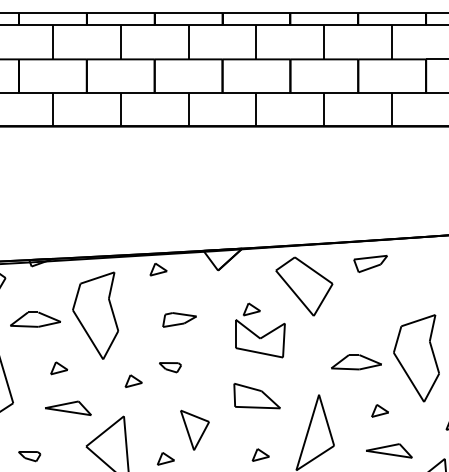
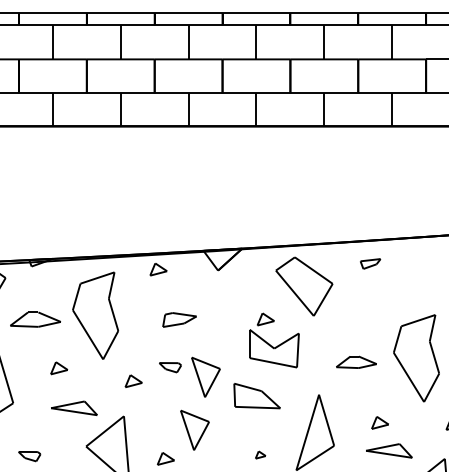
part size: 35x18 px -> 22x12 px (370, 263)
part position: (260, 330) -> (274, 340) (274, 340)
part size: 51x17 px -> 41x14 px (356, 361)
part: none -> present (205, 376)
part position: (68, 407) -> (74, 407) (74, 407)
part position: (379, 410) -> (379, 422) (379, 422)
part size: 19x14 px -> 12x10 px (260, 454)
